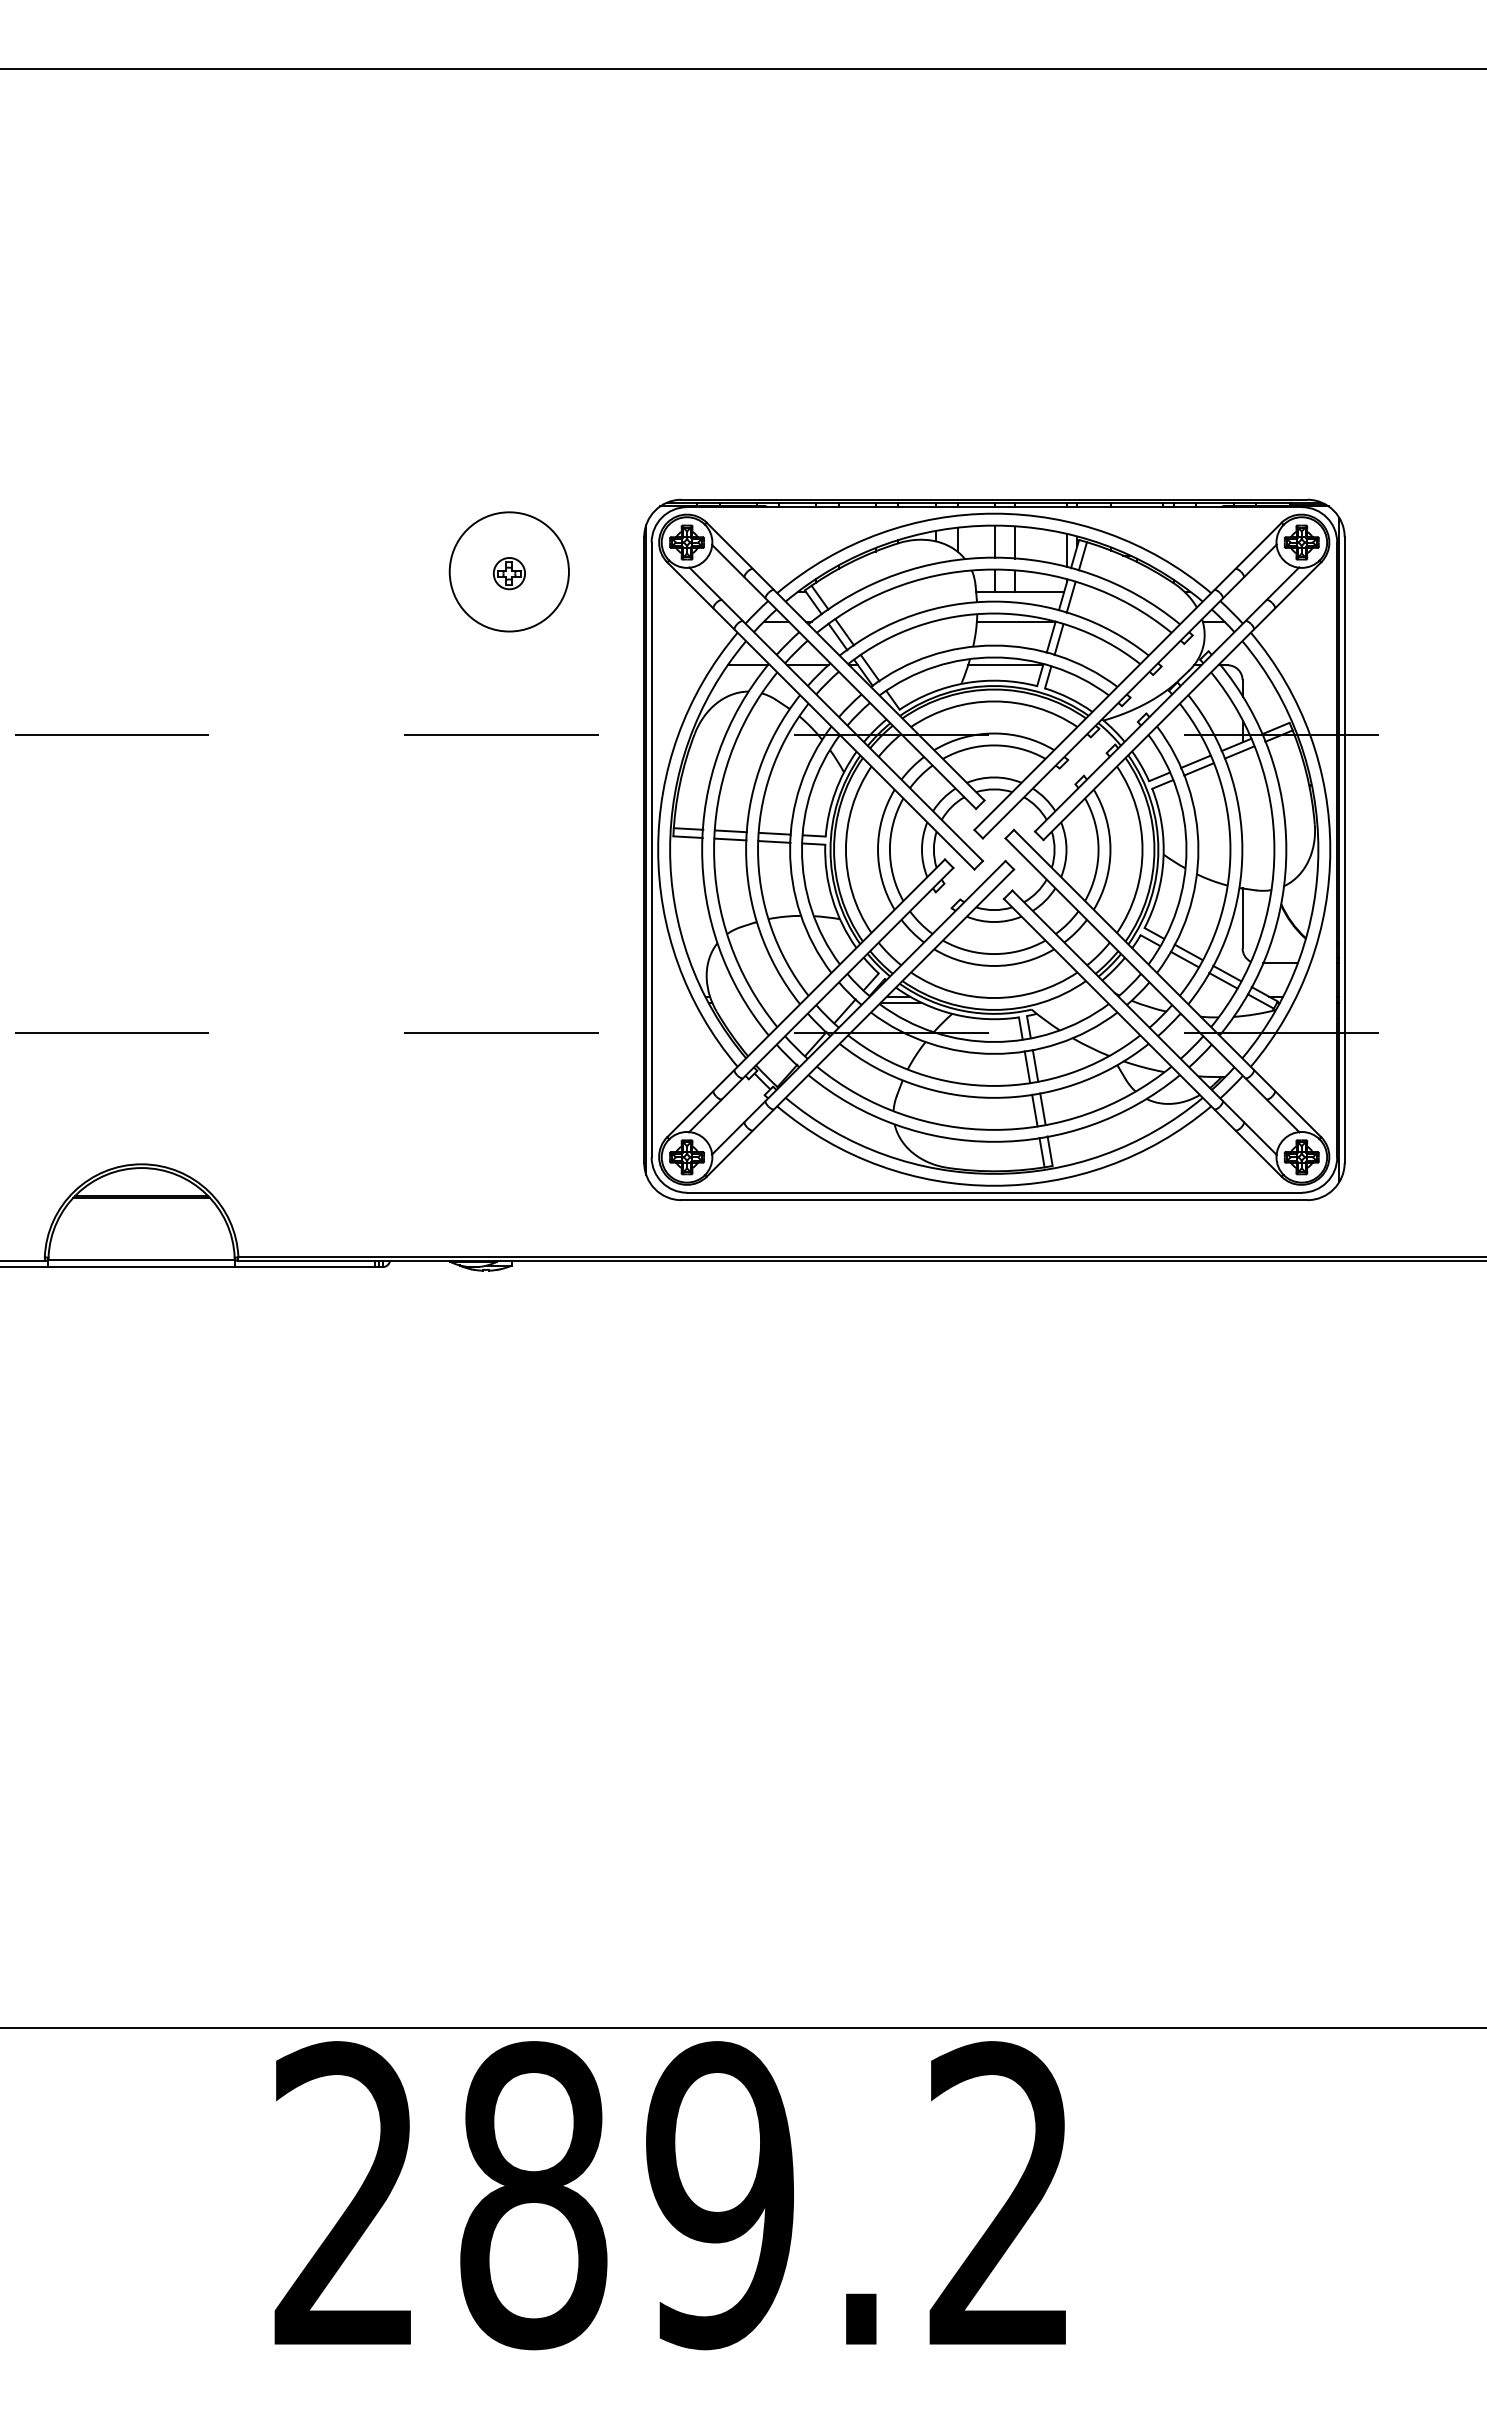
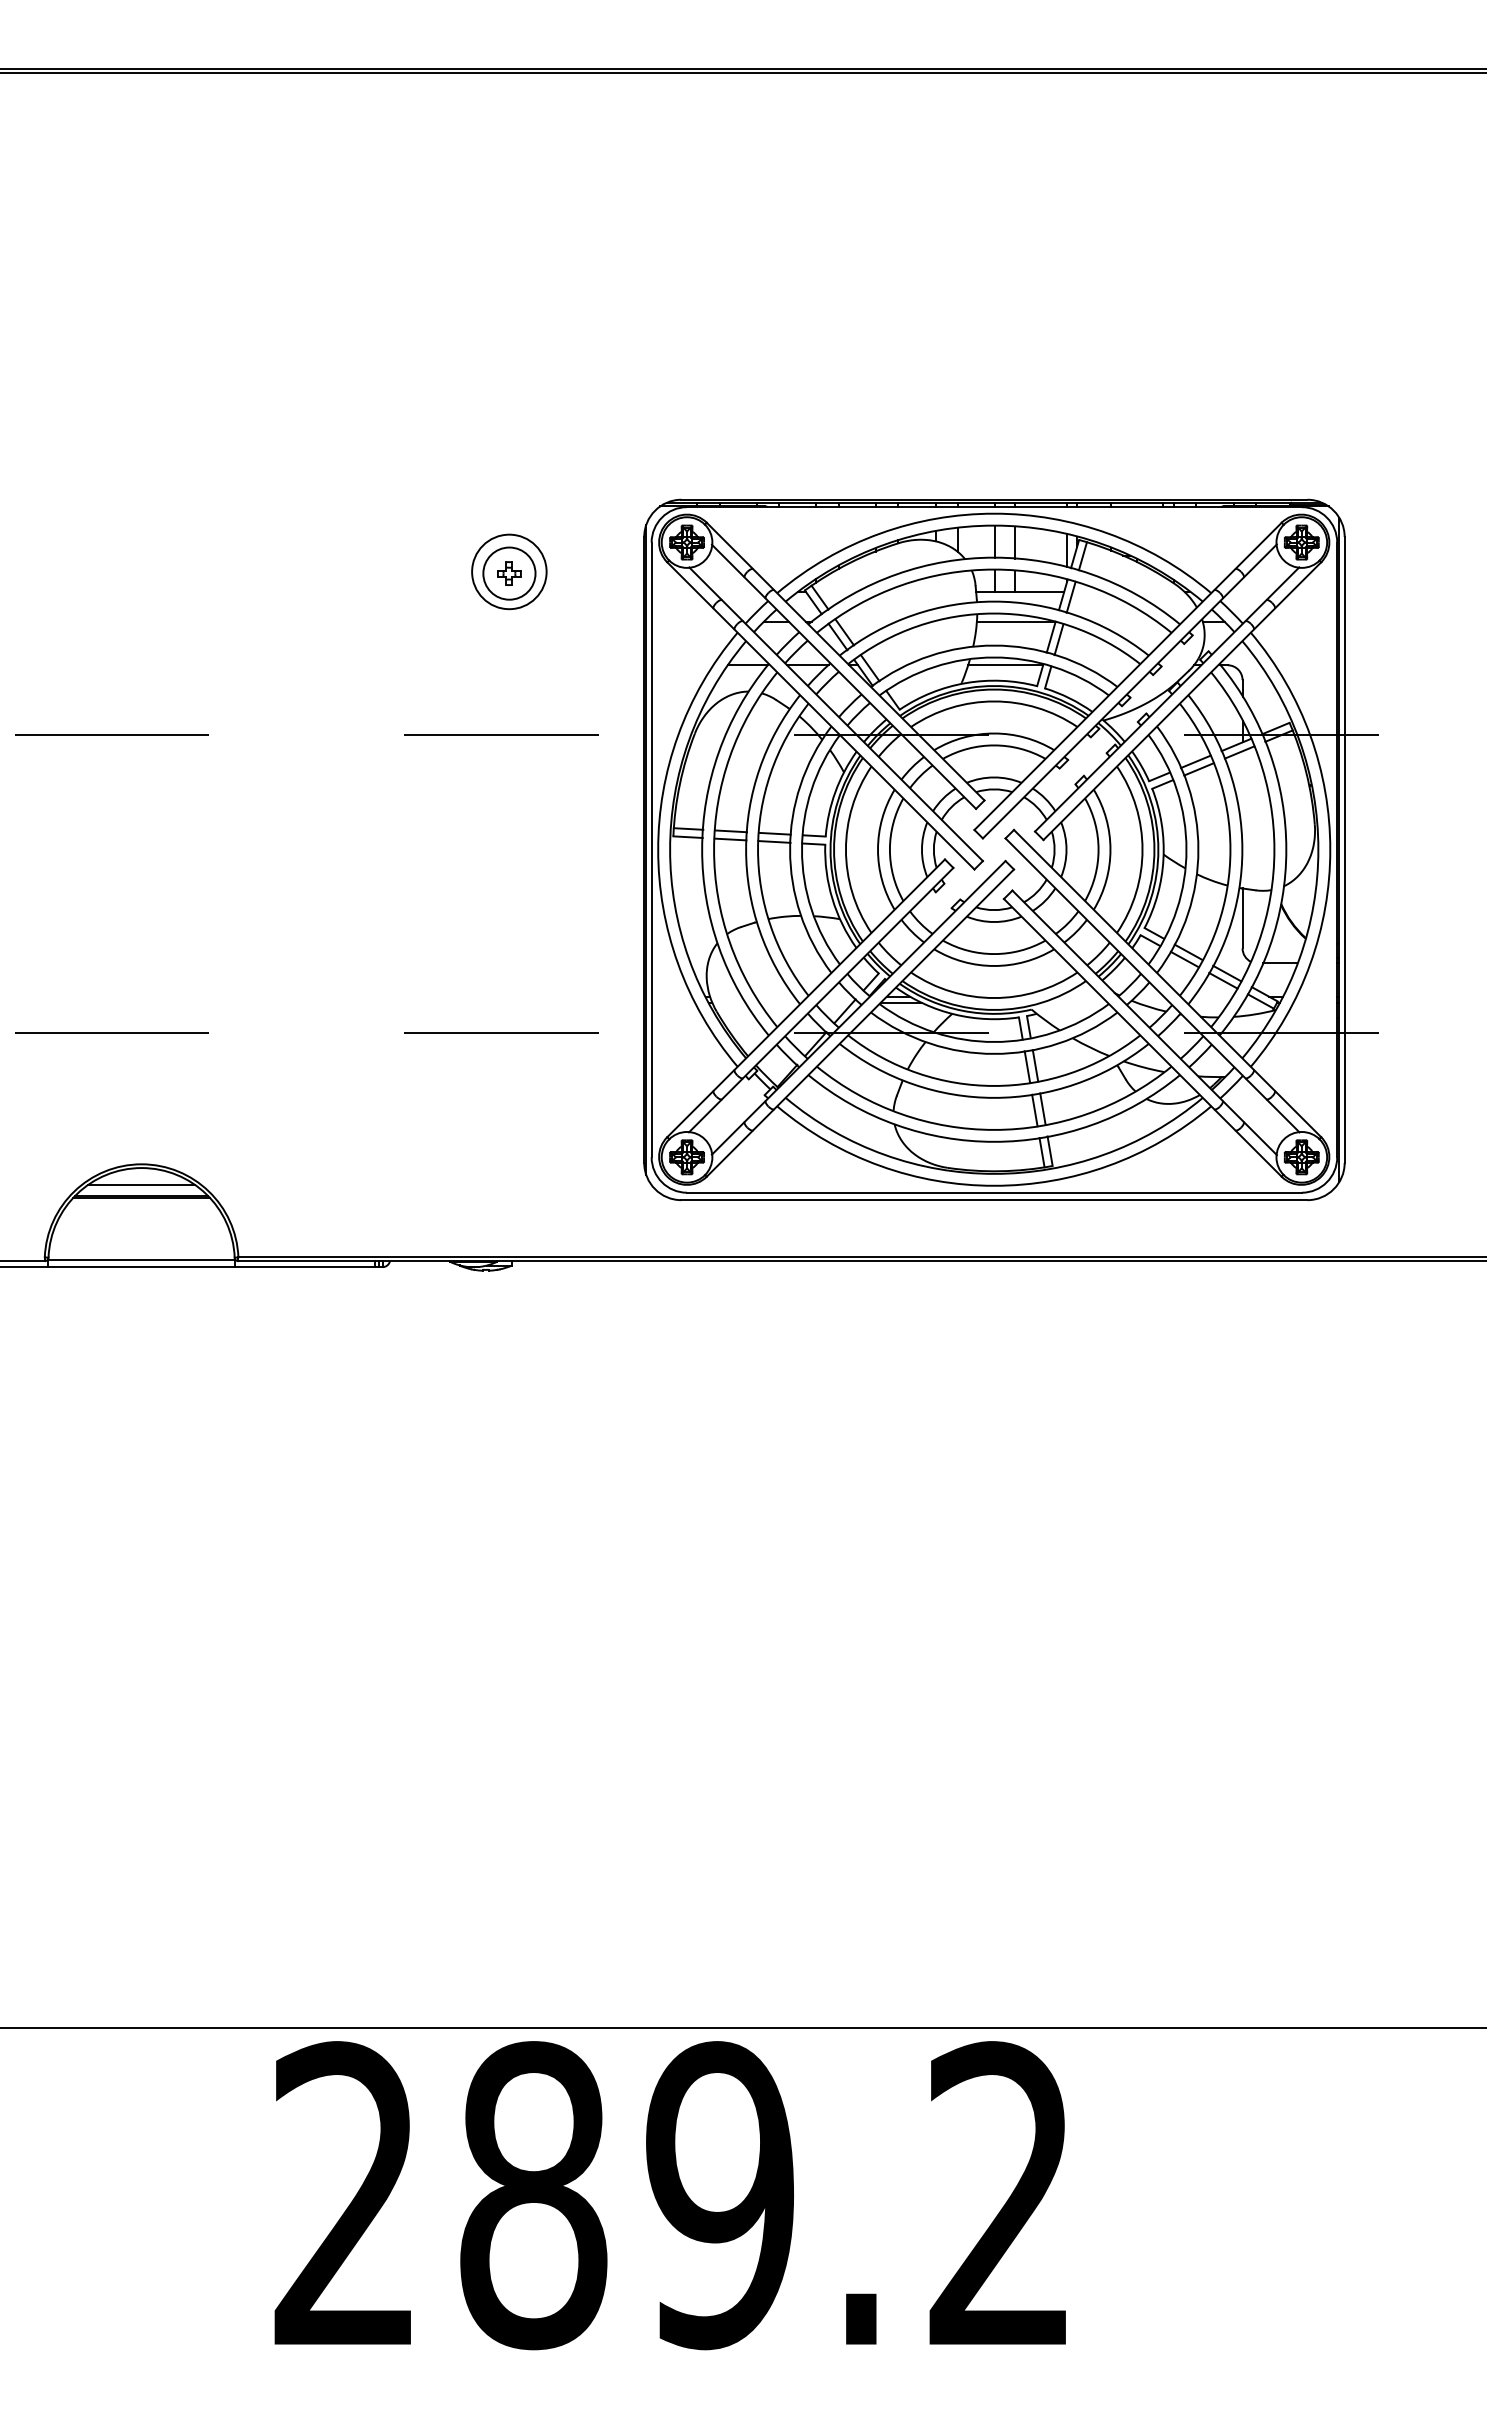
line: none -> present (742, 72)
circle diameter: 119 px -> 75 px (509, 571)
circle diameter: 31 px -> 52 px (509, 573)
line: none -> present (141, 1185)
